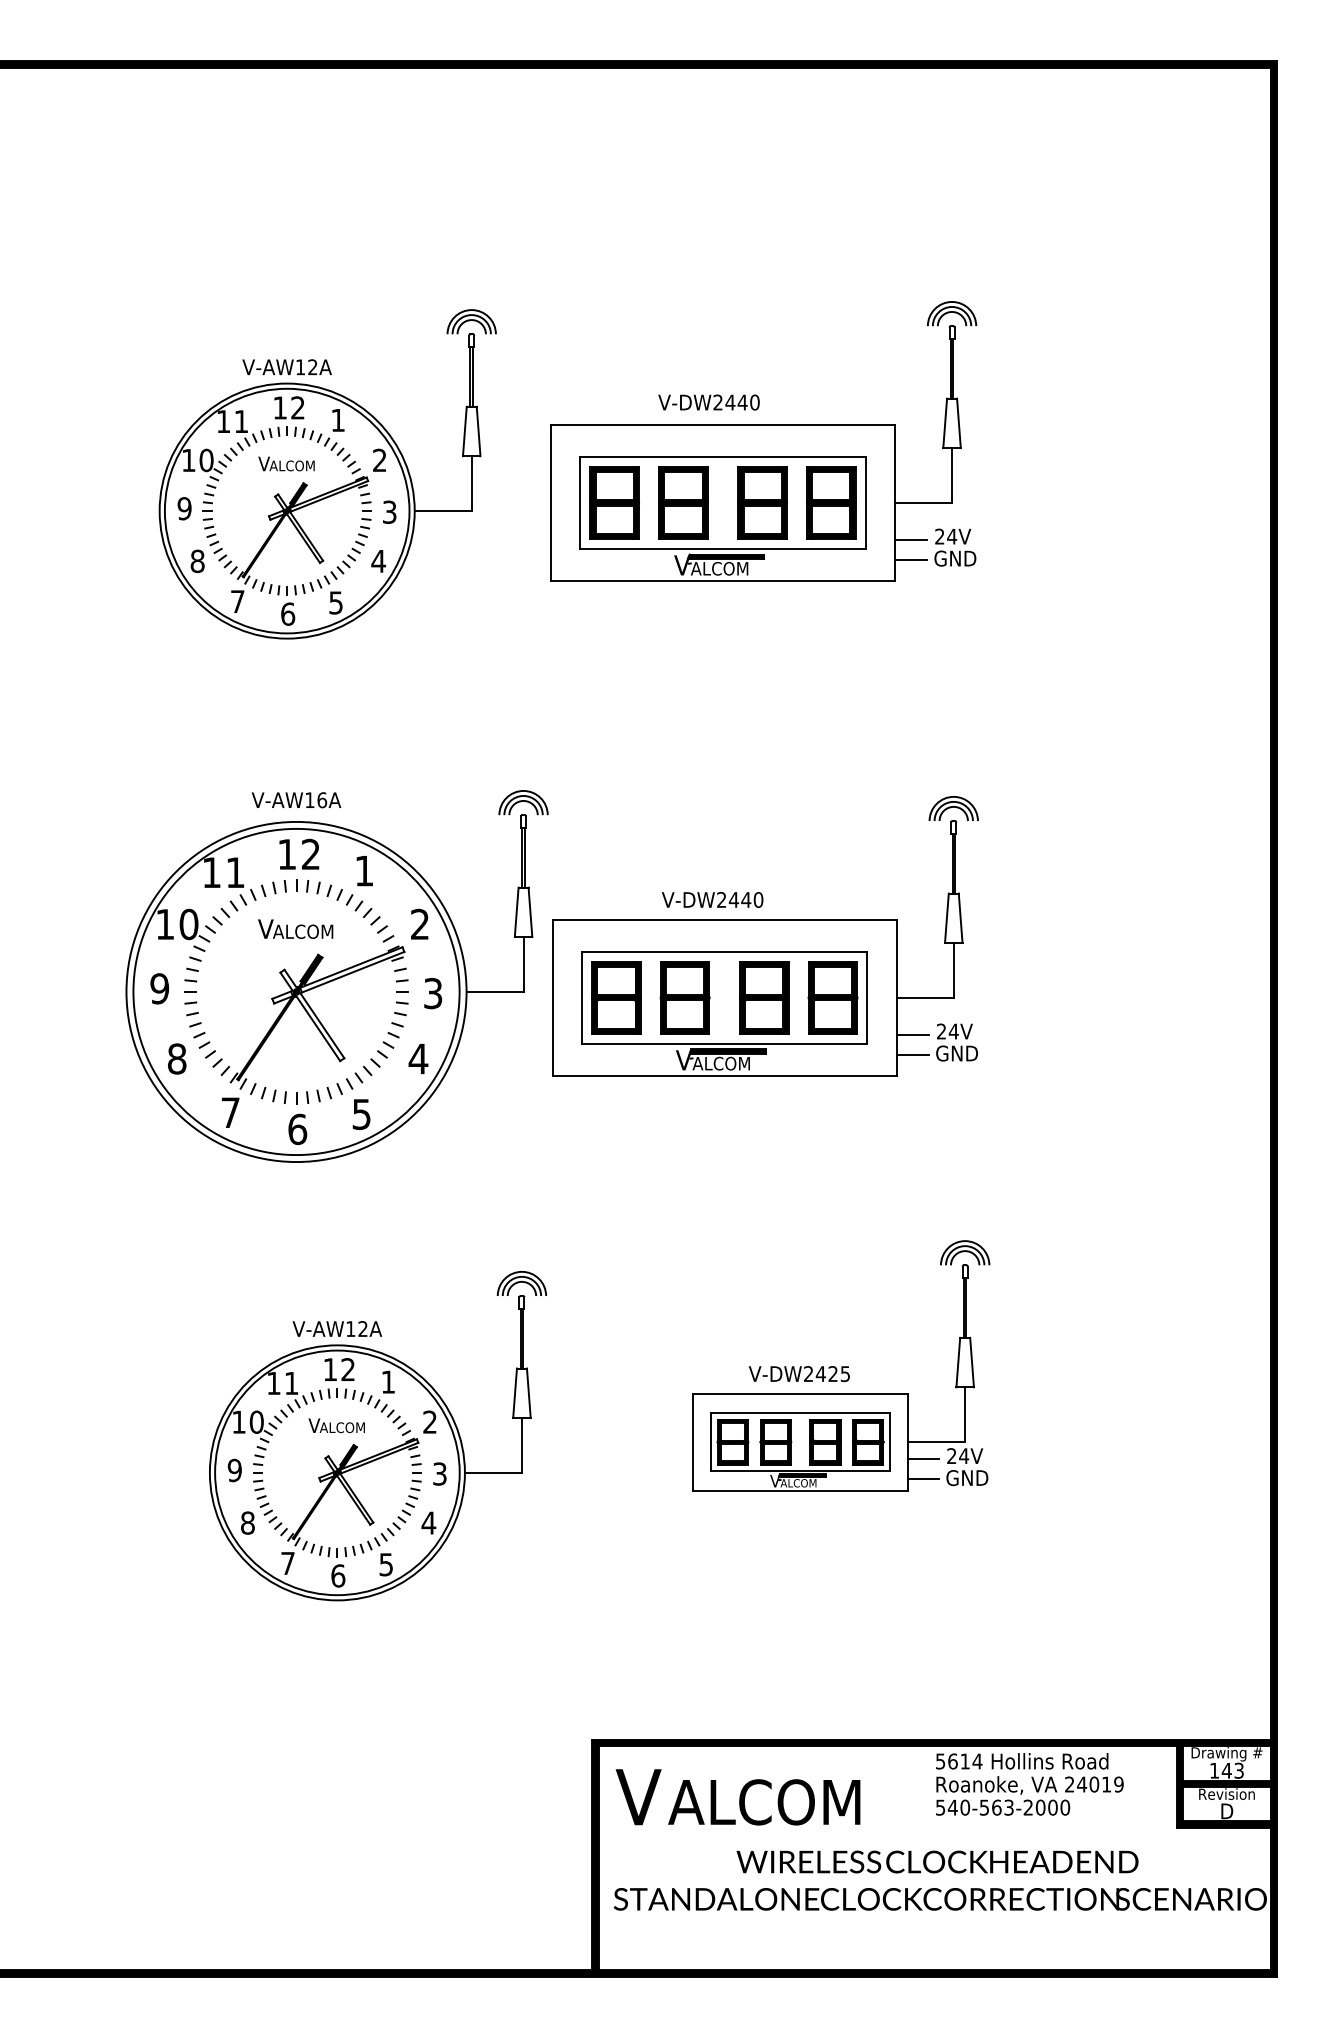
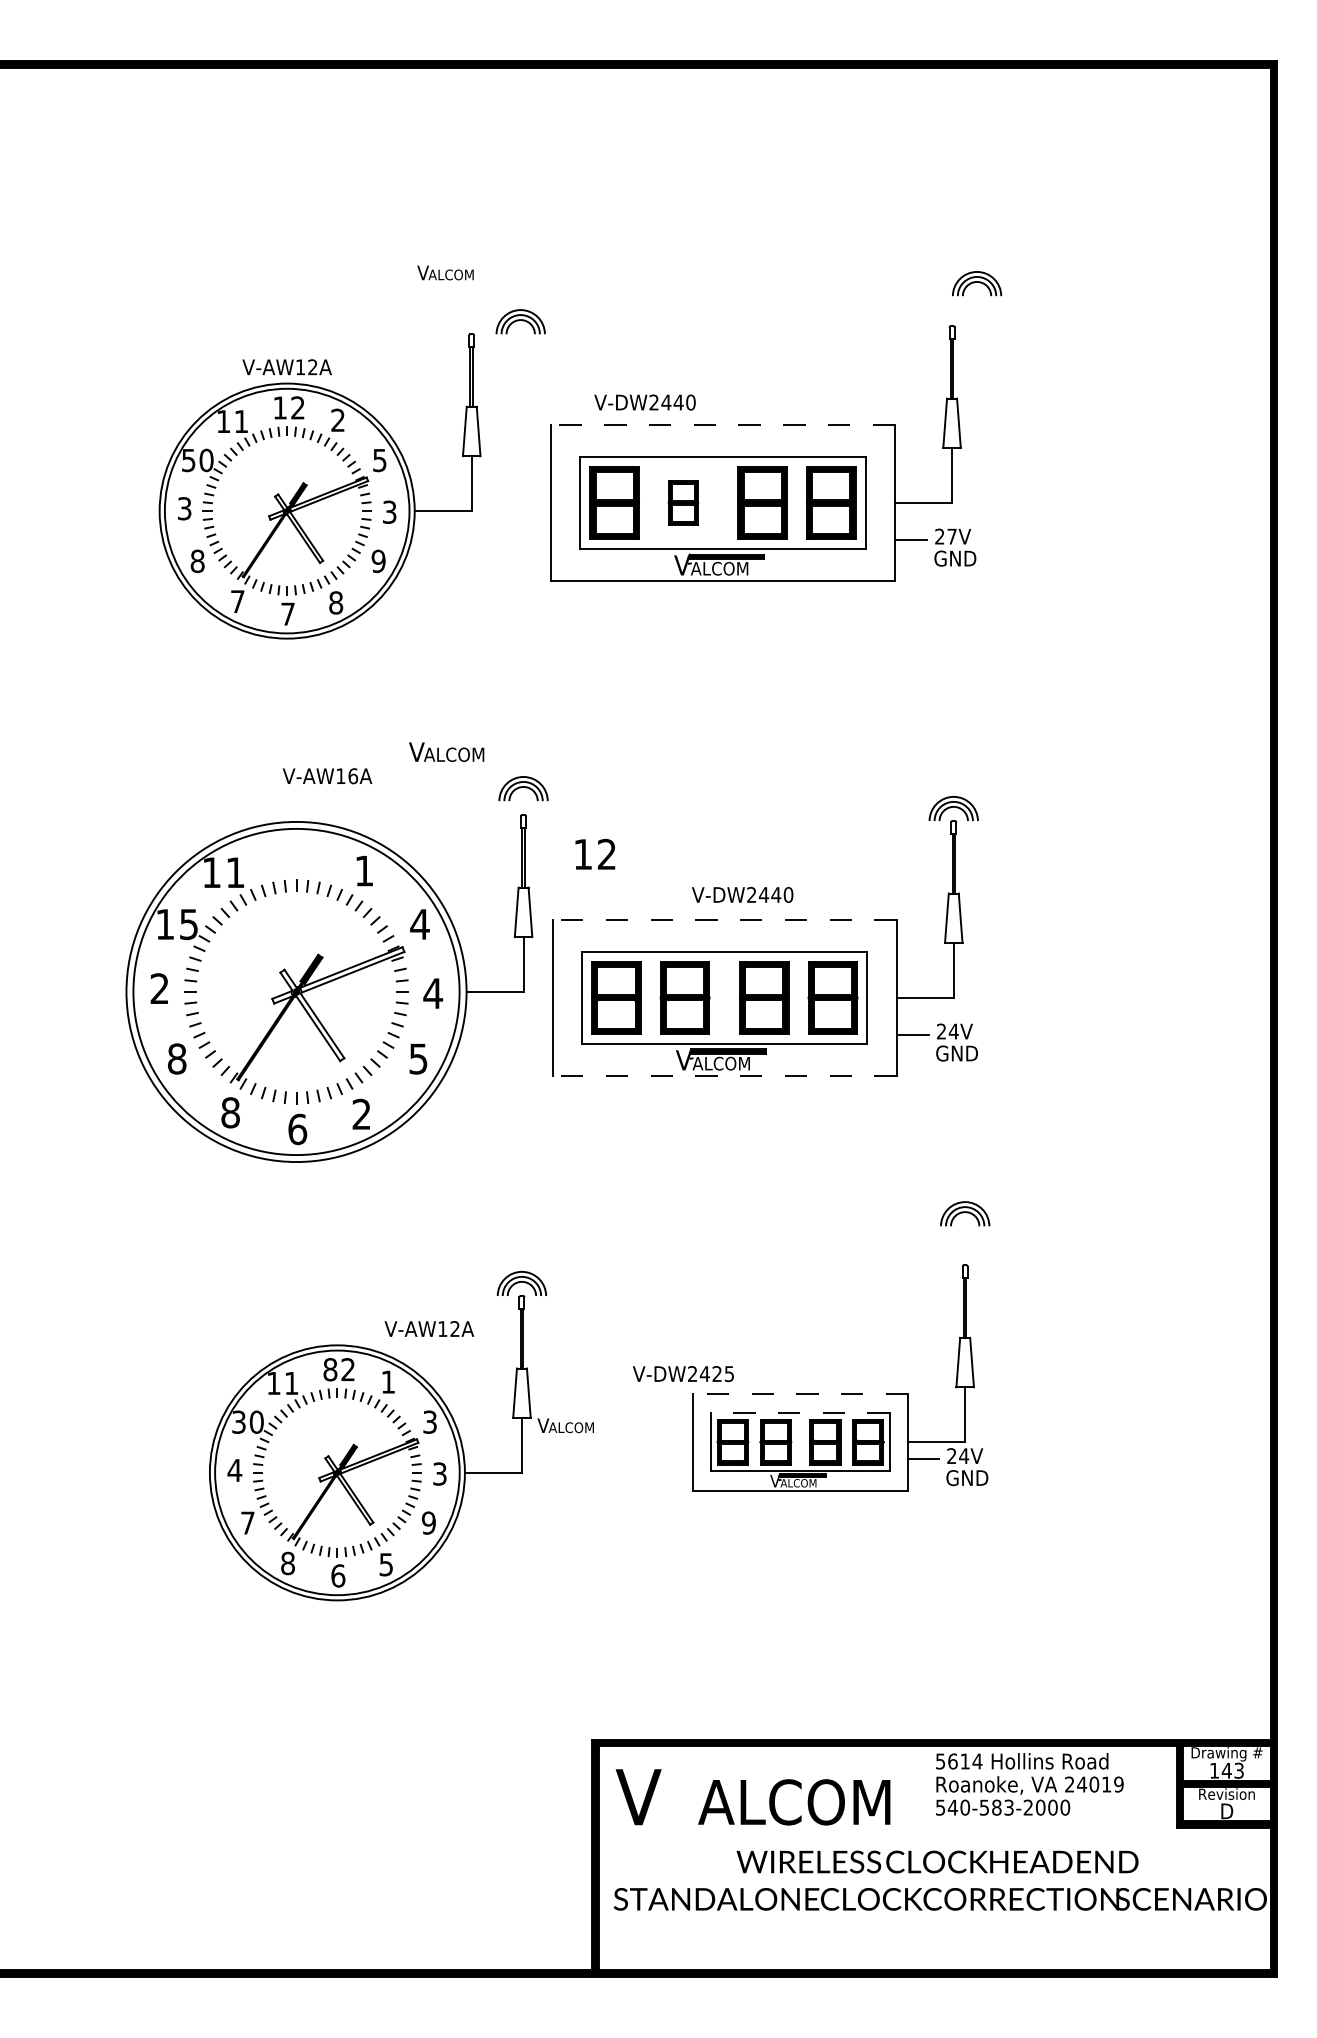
part position: (952, 313) -> (977, 283) (977, 283)
part position: (471, 321) -> (520, 321) (520, 321)
text position: (708, 402) -> (644, 402) (644, 402)
text: 1 -> 2 (337, 419)
line: solid -> dashed (722, 425)
text: 10 -> 50 (188, 460)
text: 2 -> 5 (379, 460)
text position: (286, 463) -> (445, 272) (445, 272)
part size: 51x74 px -> 33x46 px (683, 502)
text: 9 -> 3 (184, 508)
text: 24V -> 27V (952, 536)
line: present -> none (911, 559)
text: 4 -> 9 (378, 561)
text: 5 -> 8 (336, 602)
text: 6 -> 7 (288, 613)
text position: (296, 800) -> (327, 776) (327, 776)
part position: (523, 802) -> (523, 788) (523, 788)
text position: (299, 853) -> (595, 853) (595, 853)
text position: (712, 899) -> (742, 894) (742, 894)
line: solid -> dashed (724, 920)
text: 2 -> 4 (419, 923)
text: 10 -> 15 (188, 924)
text position: (295, 928) -> (446, 751) (446, 751)
text: 9 -> 2 (159, 988)
text: 3 -> 4 (433, 993)
line: present -> none (912, 1054)
text: 4 -> 5 (418, 1058)
line: solid -> dashed (724, 1075)
text: 7 -> 8 (230, 1112)
text: 5 -> 2 (361, 1114)
part position: (965, 1252) -> (965, 1213) (965, 1213)
text position: (337, 1328) -> (429, 1328) (429, 1328)
text: 12 -> 82 (330, 1369)
text position: (798, 1374) -> (682, 1374) (682, 1374)
line: solid -> dashed (800, 1393)
line: solid -> dashed (800, 1413)
text: 10 -> 30 (238, 1421)
text: 2 -> 3 (429, 1421)
text position: (336, 1425) -> (565, 1425) (565, 1425)
text: 9 -> 4 (234, 1470)
line: present -> none (923, 1479)
text: 8 -> 7 (247, 1522)
text: 4 -> 9 (428, 1522)
text: 7 -> 8 (287, 1563)
text position: (764, 1802) -> (794, 1802) (794, 1802)
text: 540-563-2000 -> 540-583-2000 (996, 1807)
